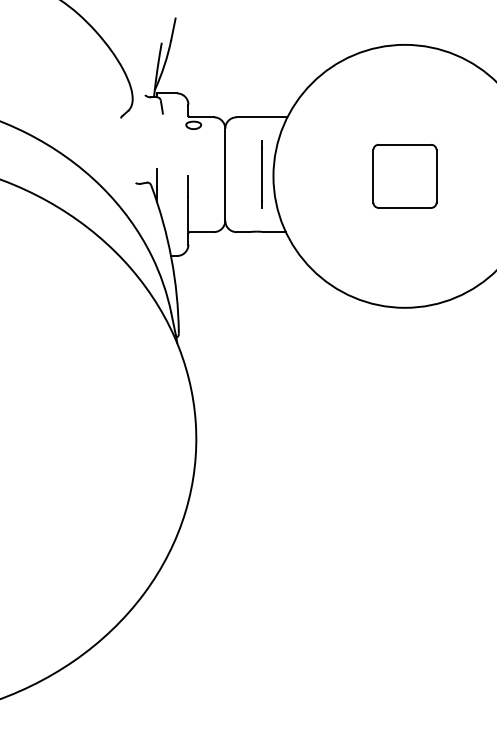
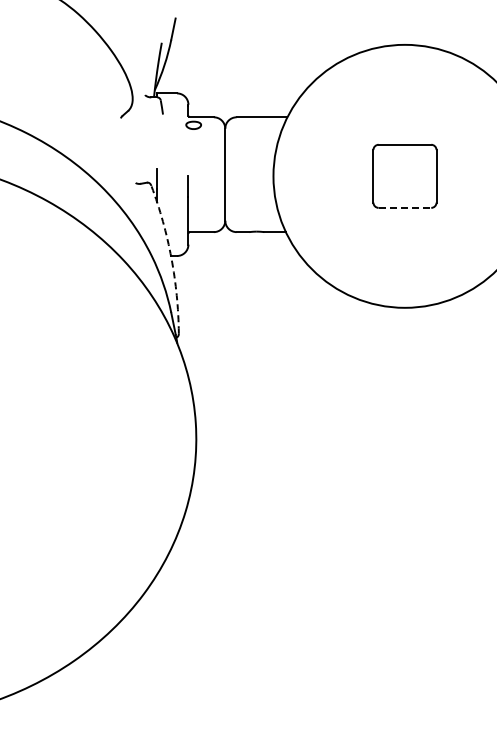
line: present -> none (261, 174)
line: solid -> dashed (405, 207)
arc: solid -> dashed (171, 258)
